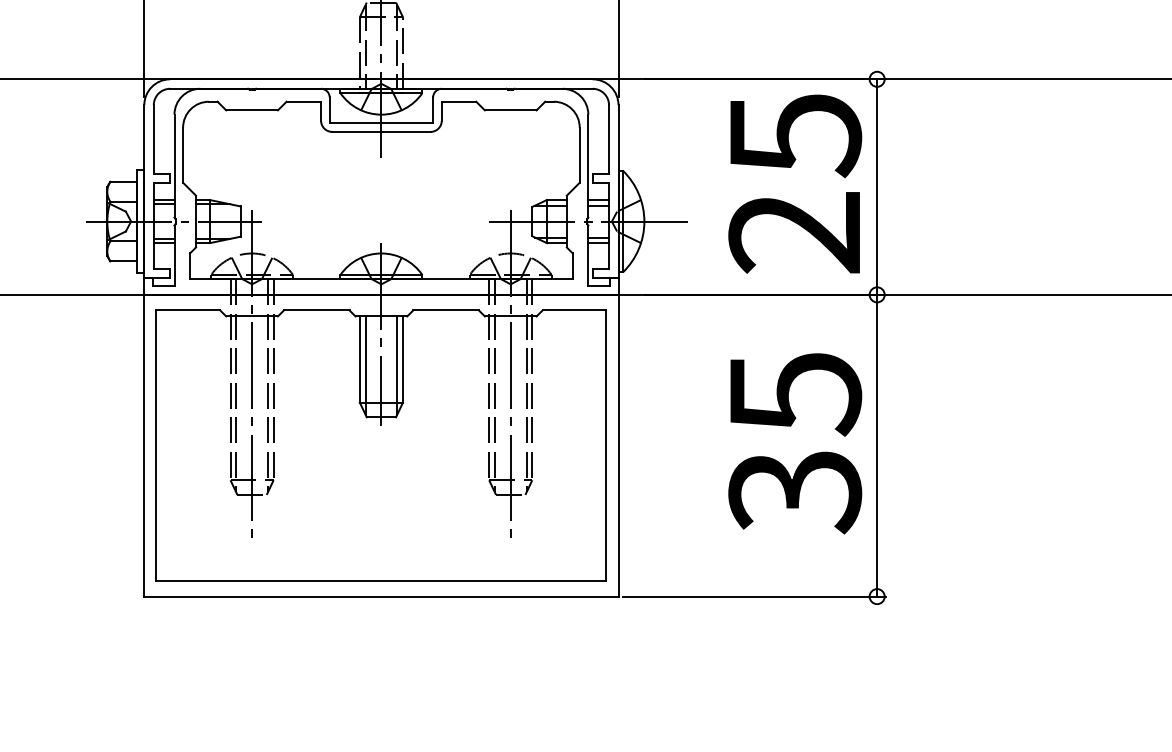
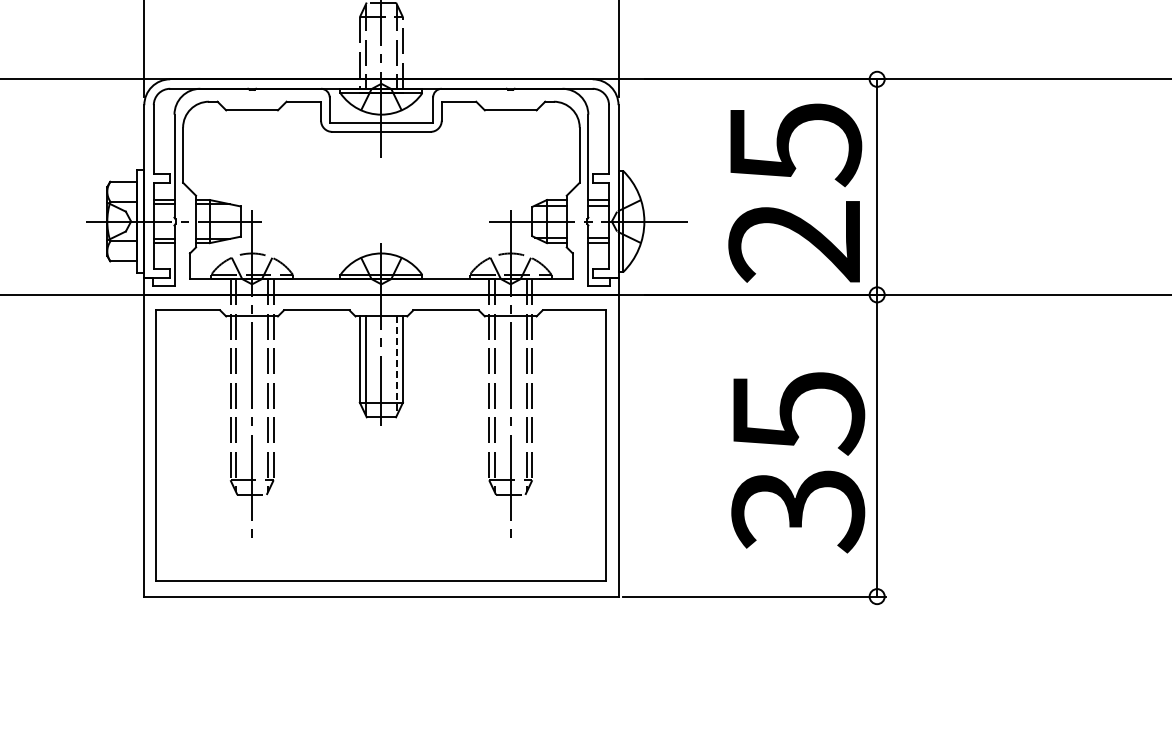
text position: (795, 183) -> (795, 192) (795, 192)
line: solid -> dashed (397, 366)
text position: (795, 443) -> (798, 462) (798, 462)
